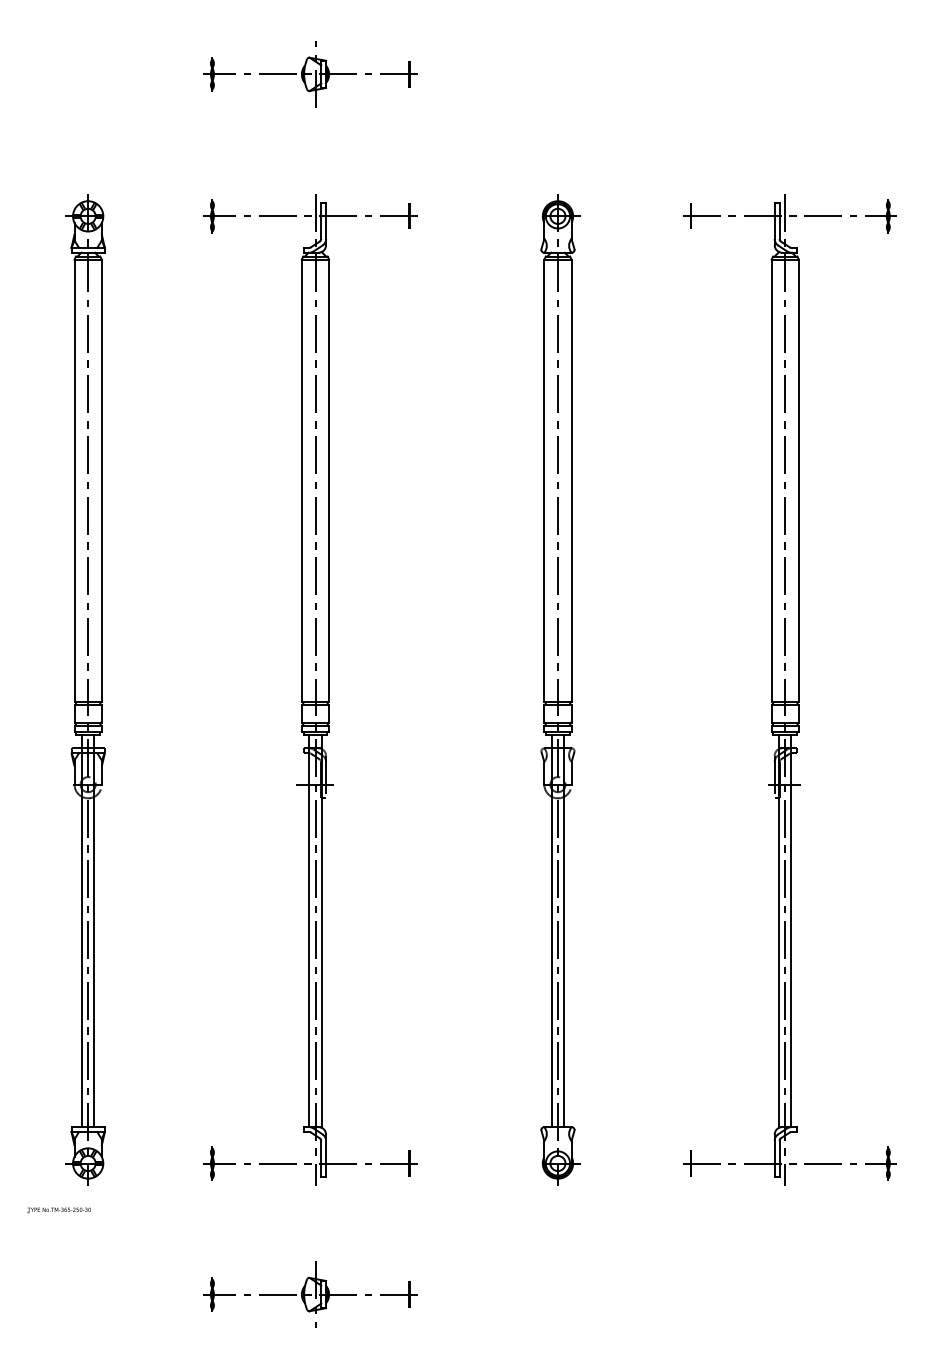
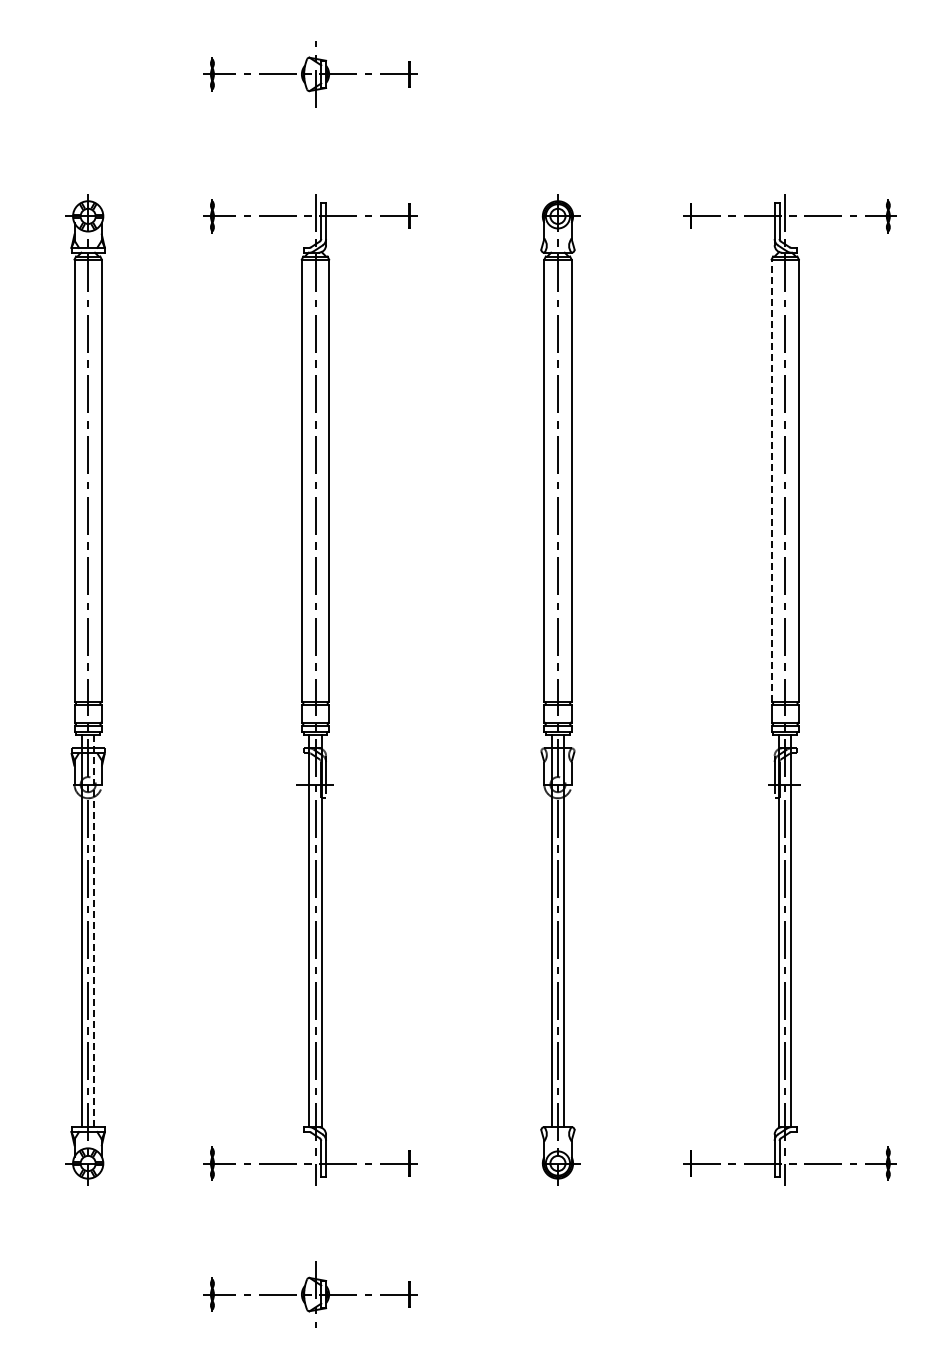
line: solid -> dashed (771, 480)
line: solid -> dashed (94, 931)
part: present -> none (58, 1210)
